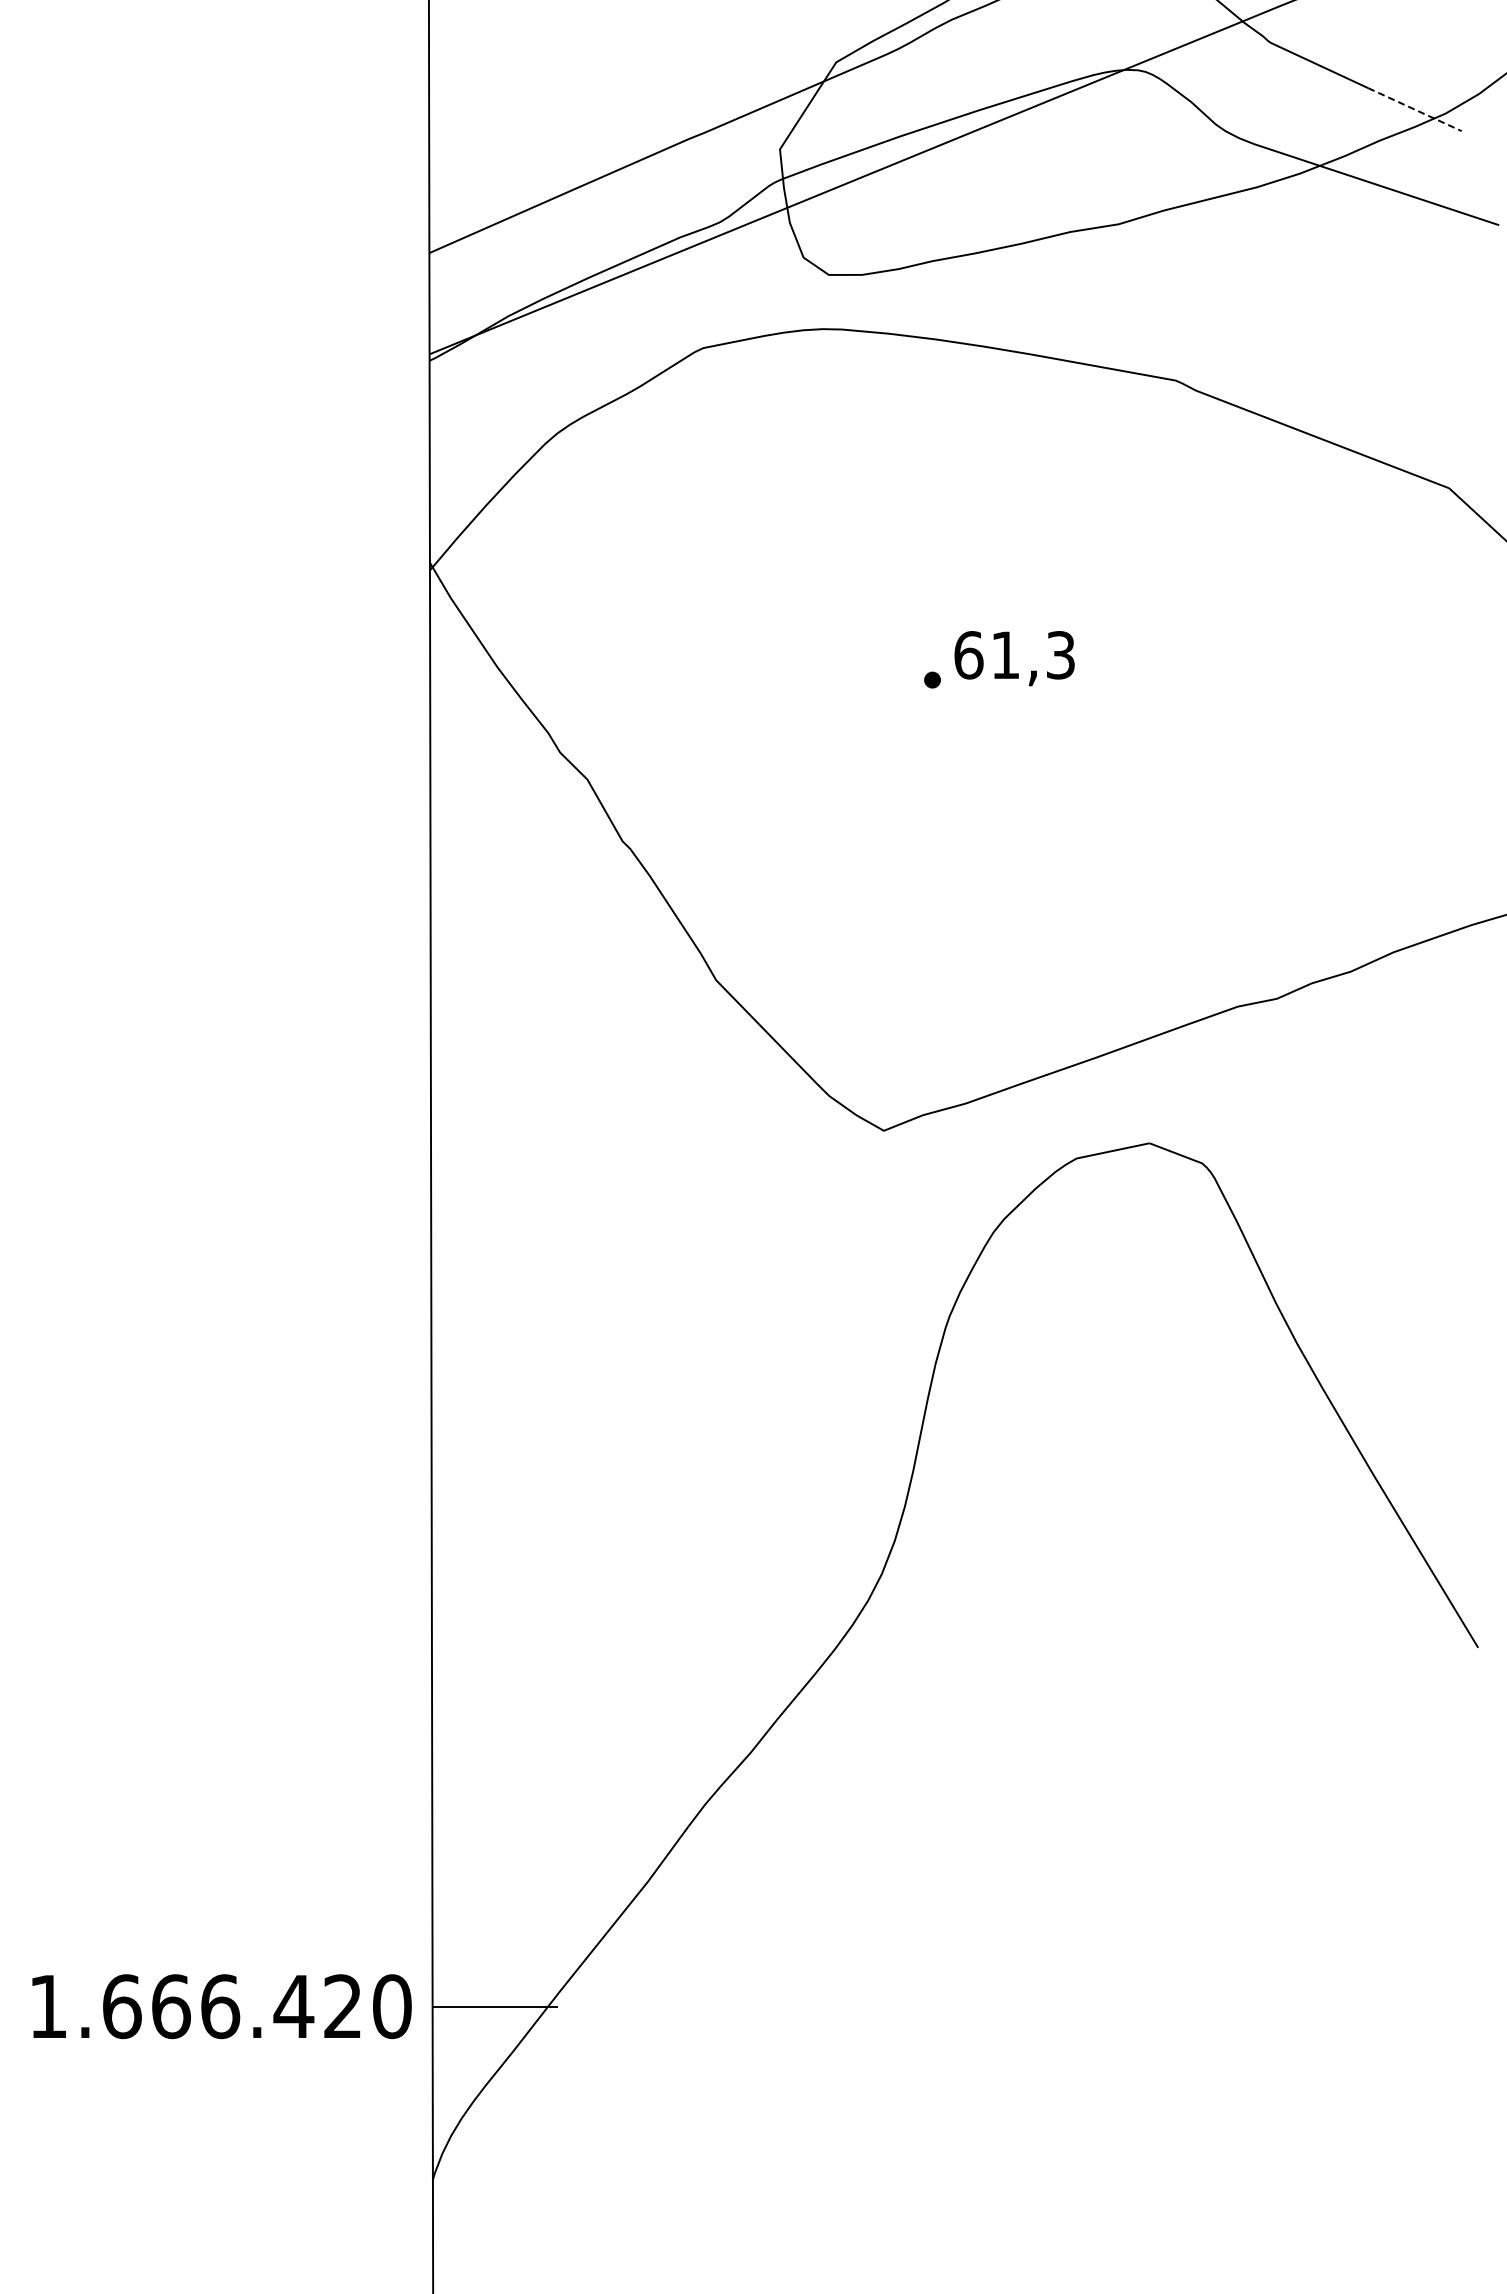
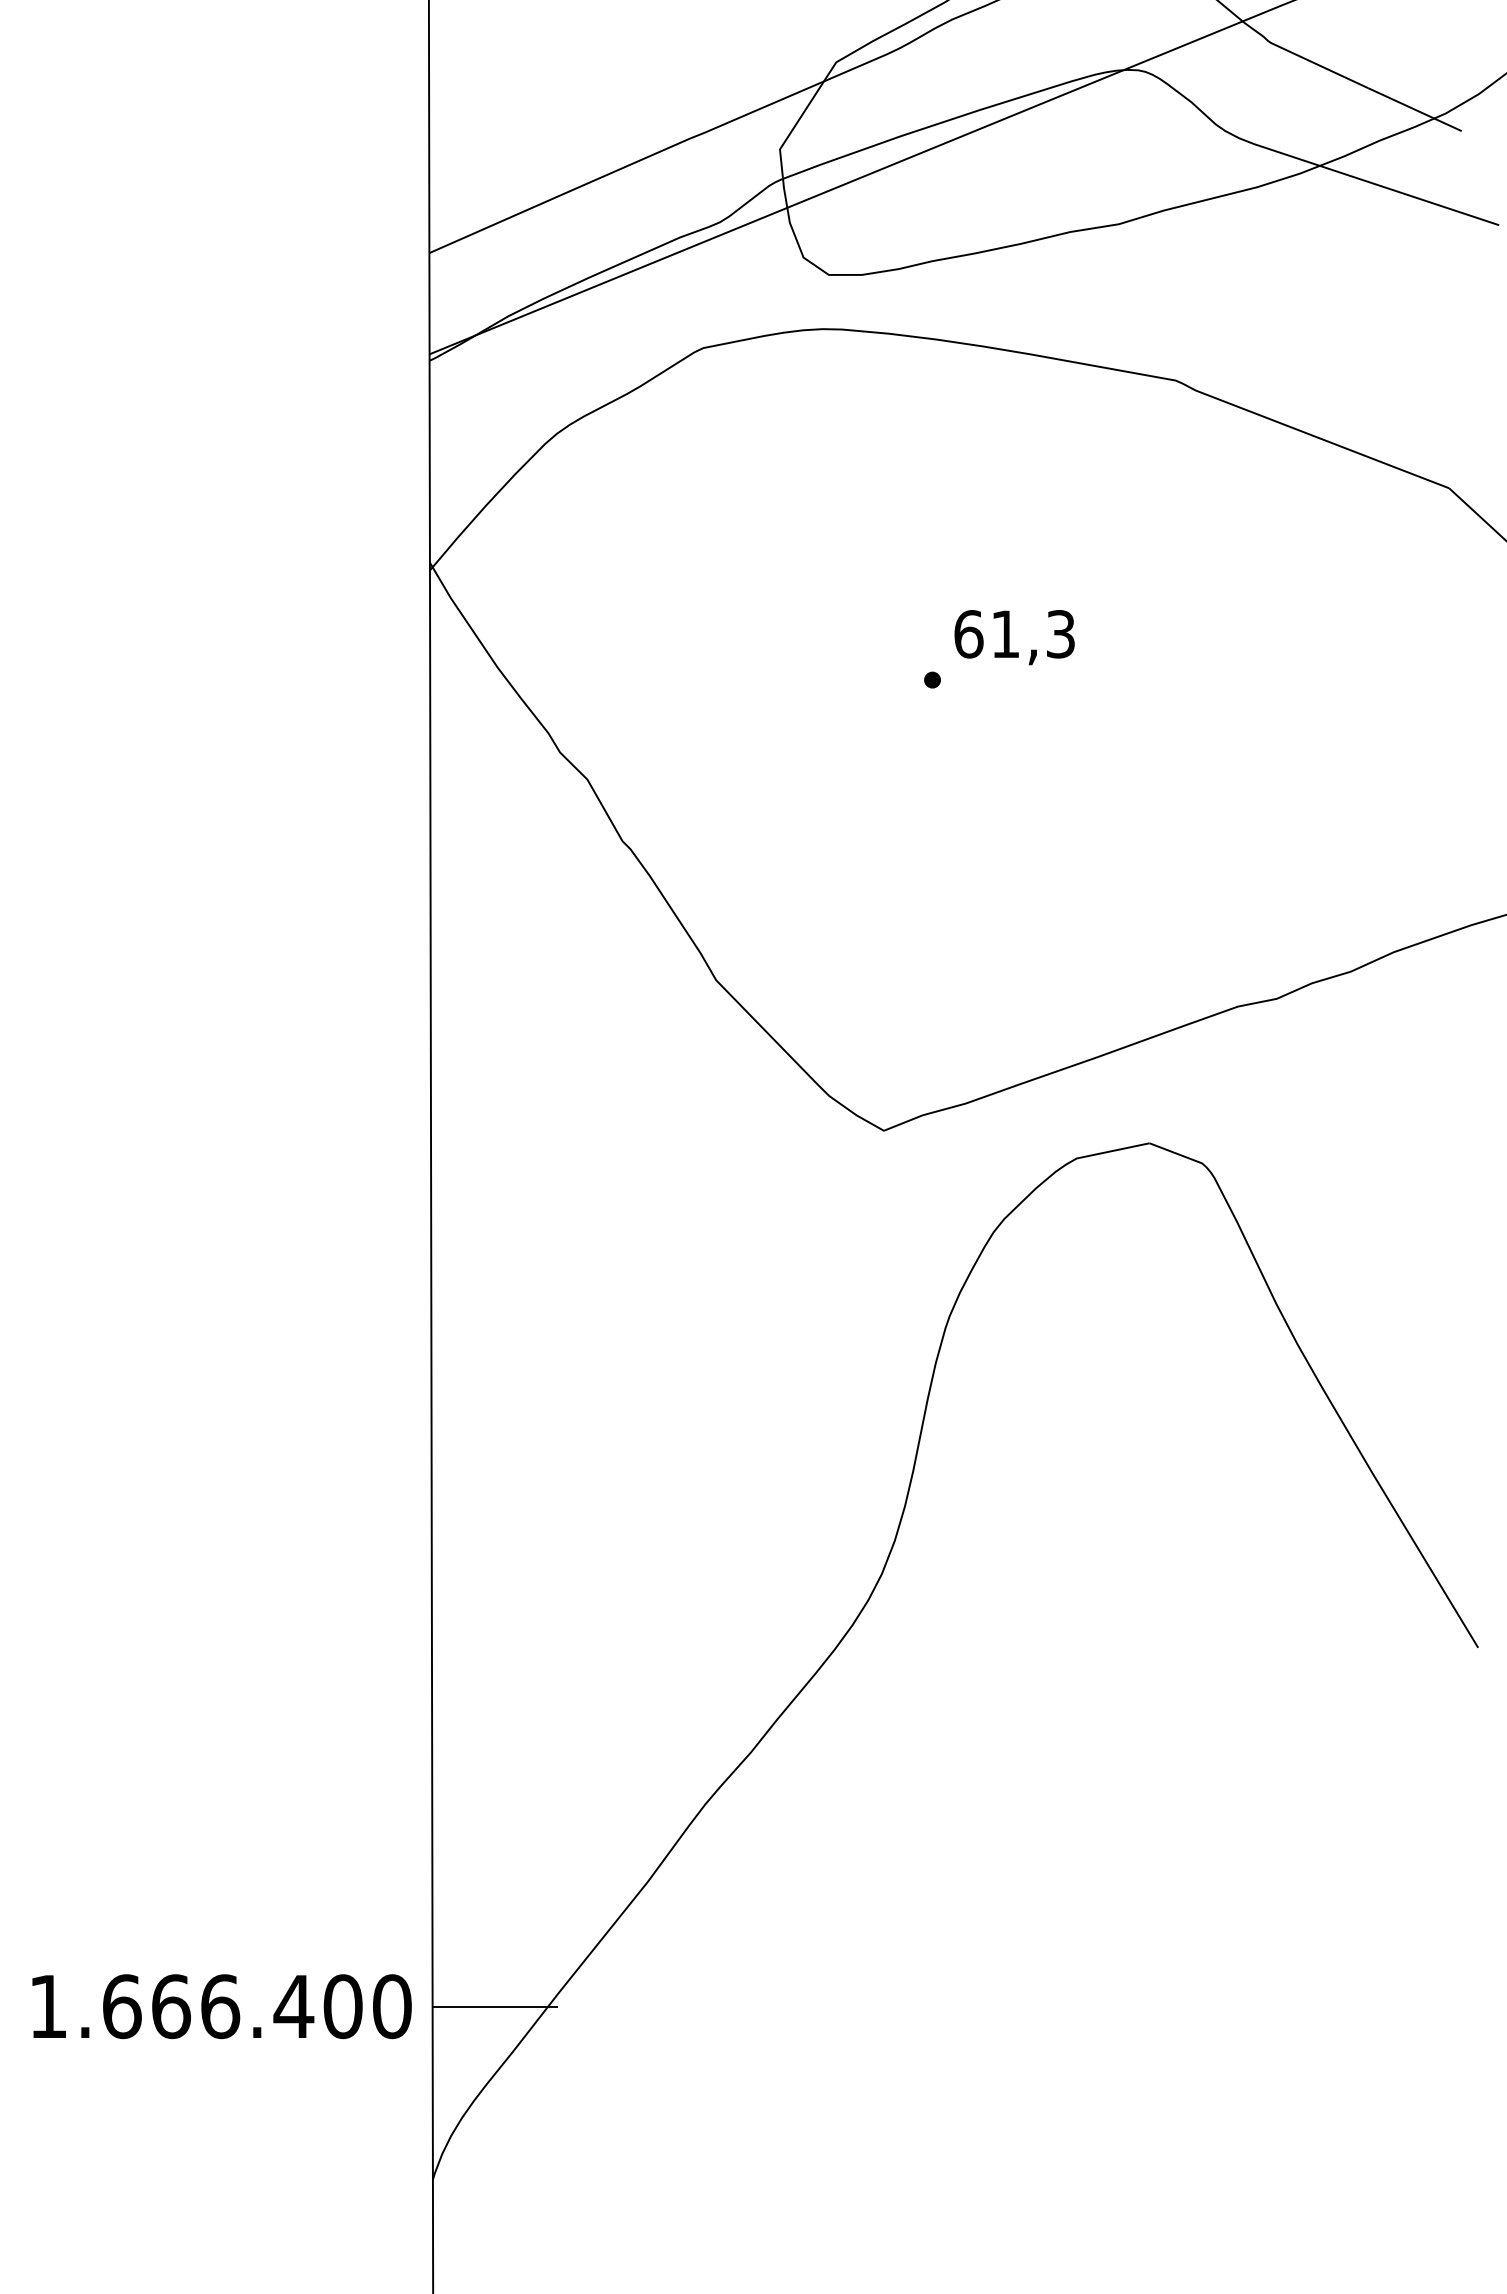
line: dashed -> solid (1415, 109)
text position: (1014, 658) -> (1014, 637) (1014, 637)
text: 1.666.420 -> 1.666.400 (342, 2006)
